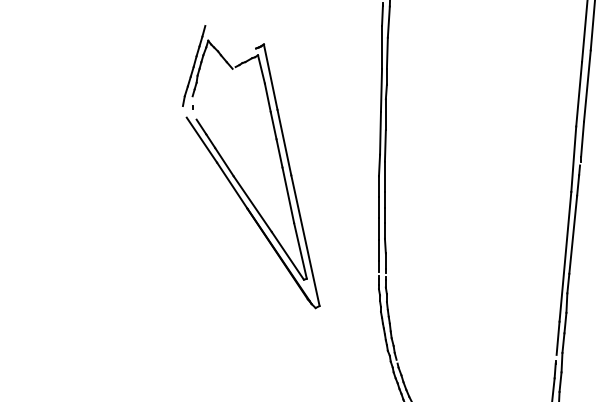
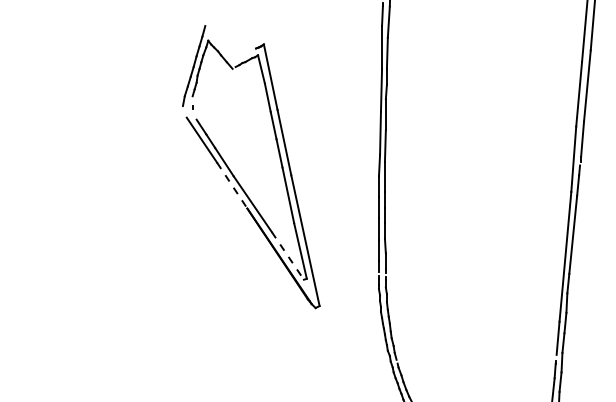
line: solid -> dashed (232, 185)
line: solid -> dashed (287, 255)
